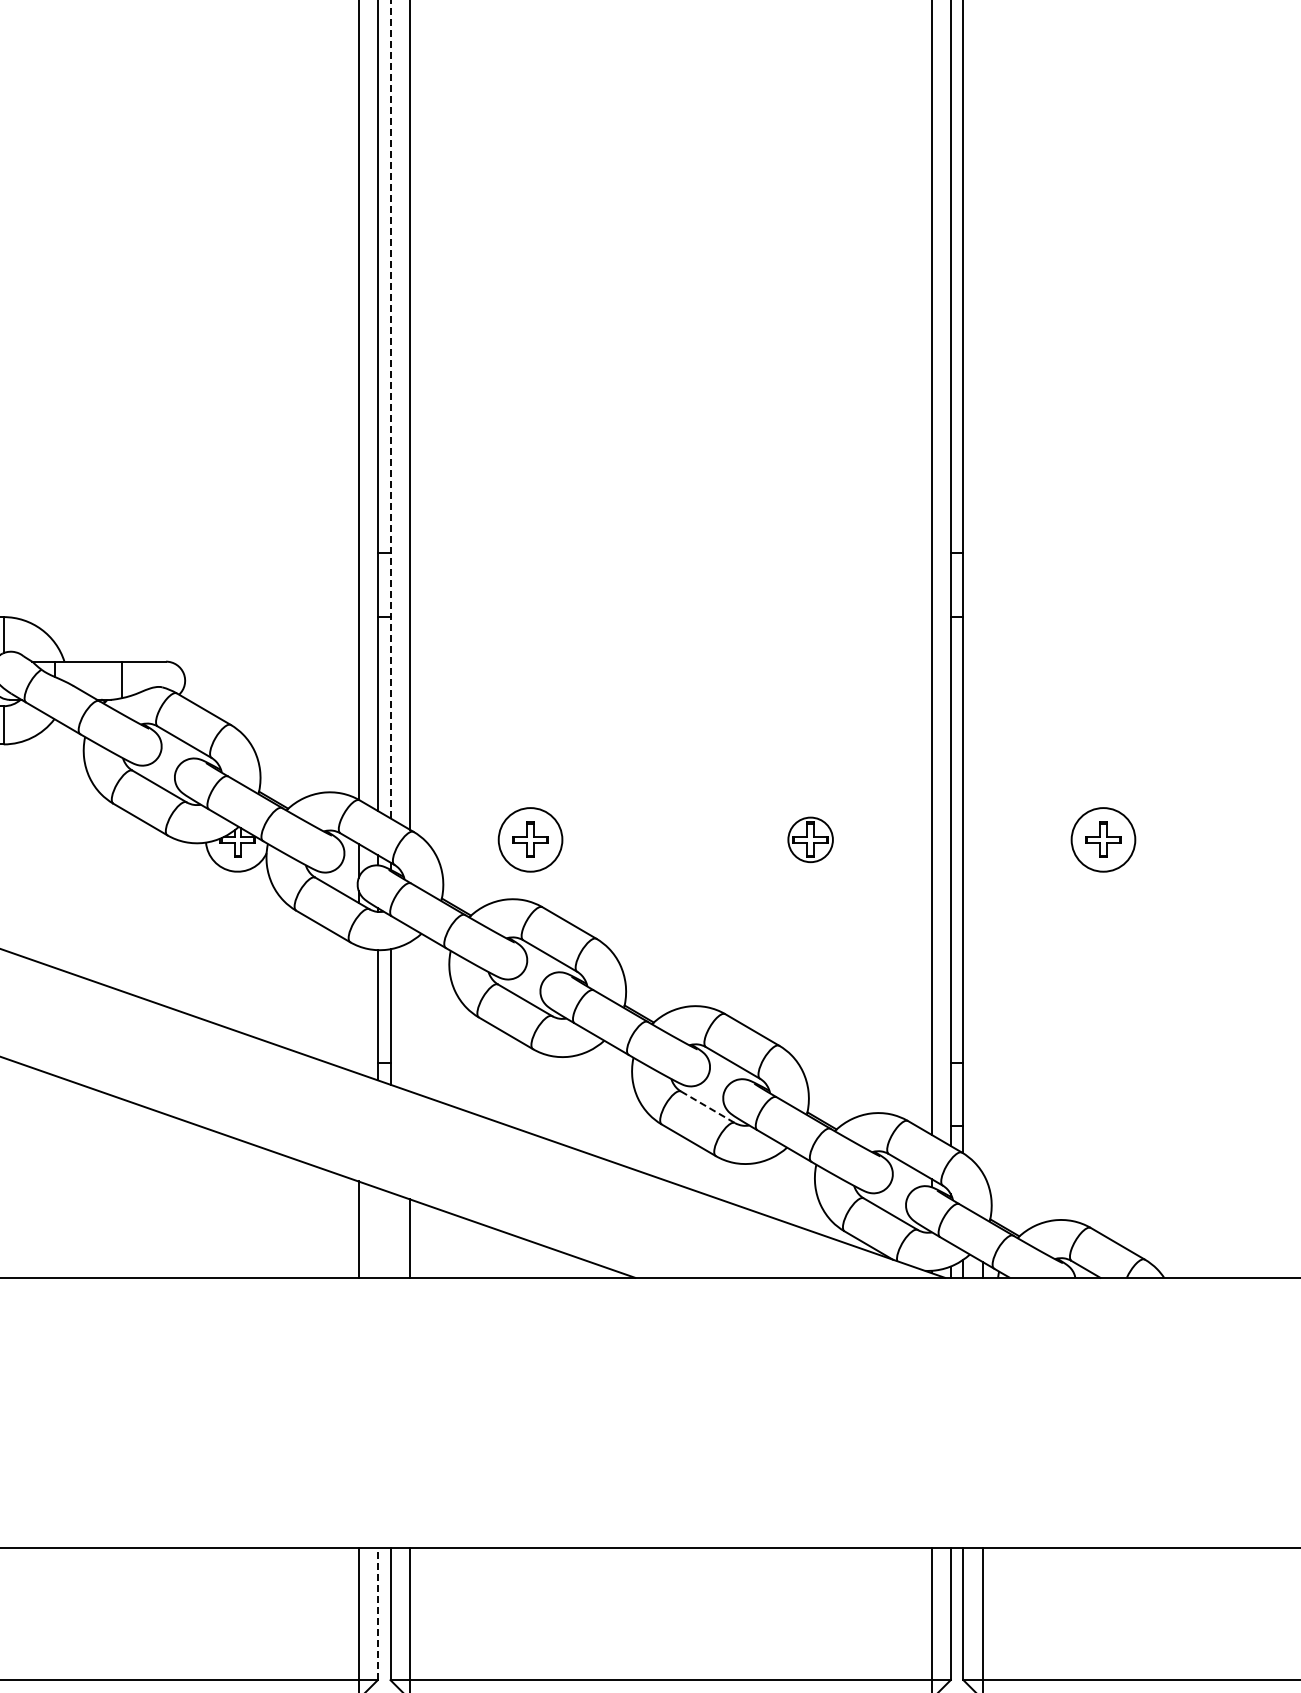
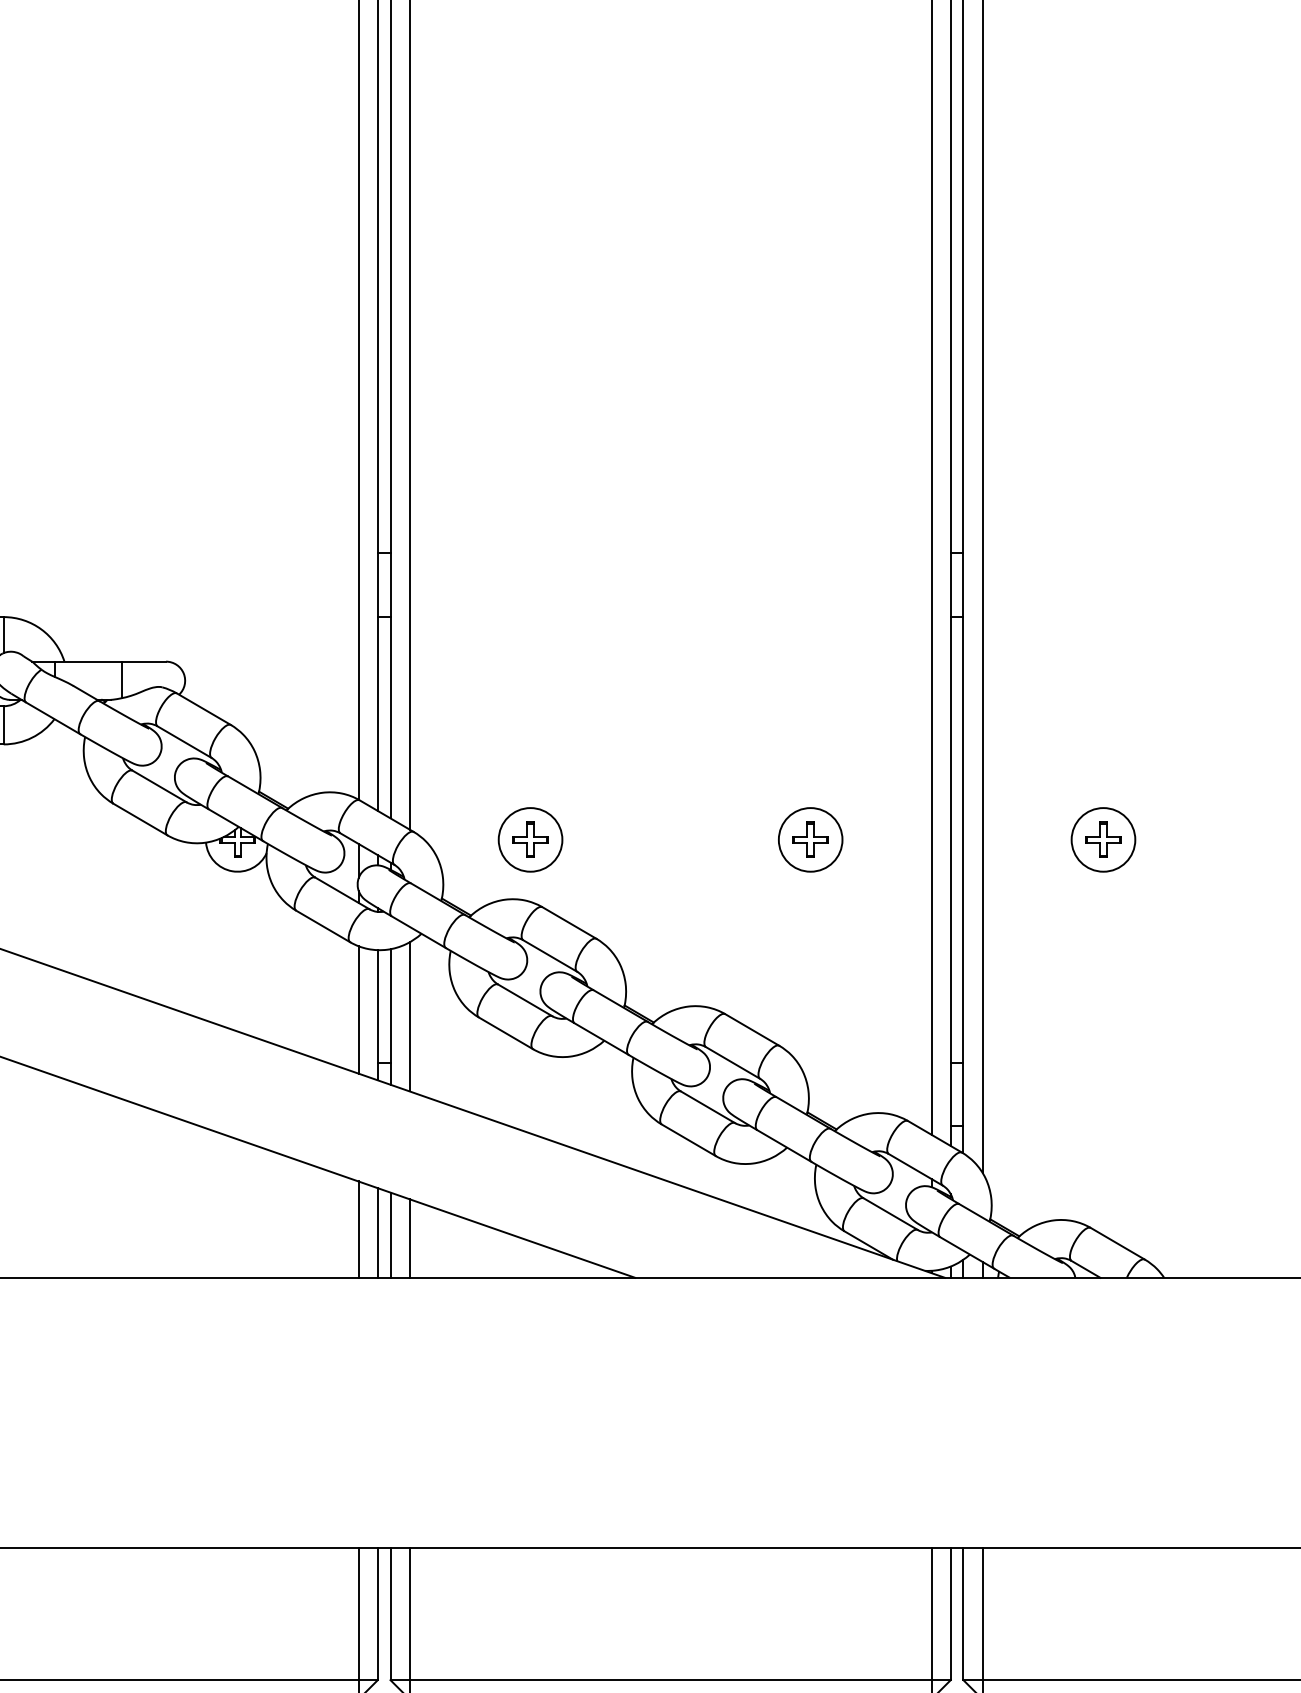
line: dashed -> solid (390, 409)
line: none -> present (982, 587)
circle diameter: 45 px -> 64 px (810, 839)
line: none -> present (358, 1009)
line: none -> present (409, 1016)
line: dashed -> solid (708, 1107)
line: none -> present (377, 1232)
line: none -> present (390, 1234)
line: dashed -> solid (377, 1613)
